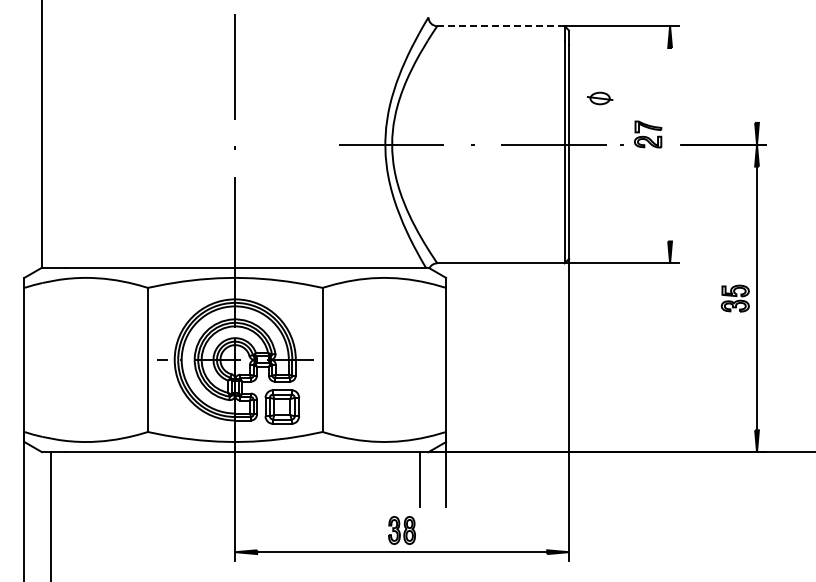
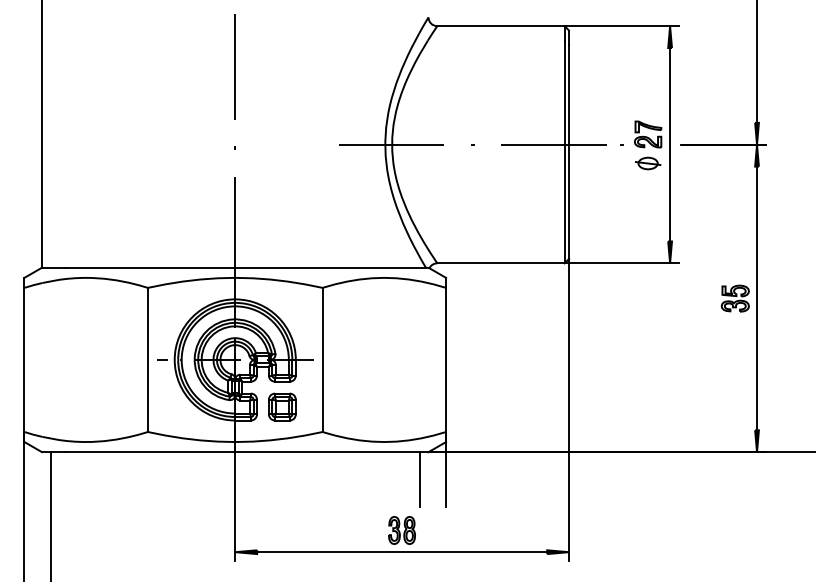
line: dashed -> solid (500, 26)
line: none -> present (757, 62)
part position: (600, 98) -> (648, 163) (648, 163)
line: none -> present (670, 144)
part size: 36x36 px -> 29x30 px (282, 406)
